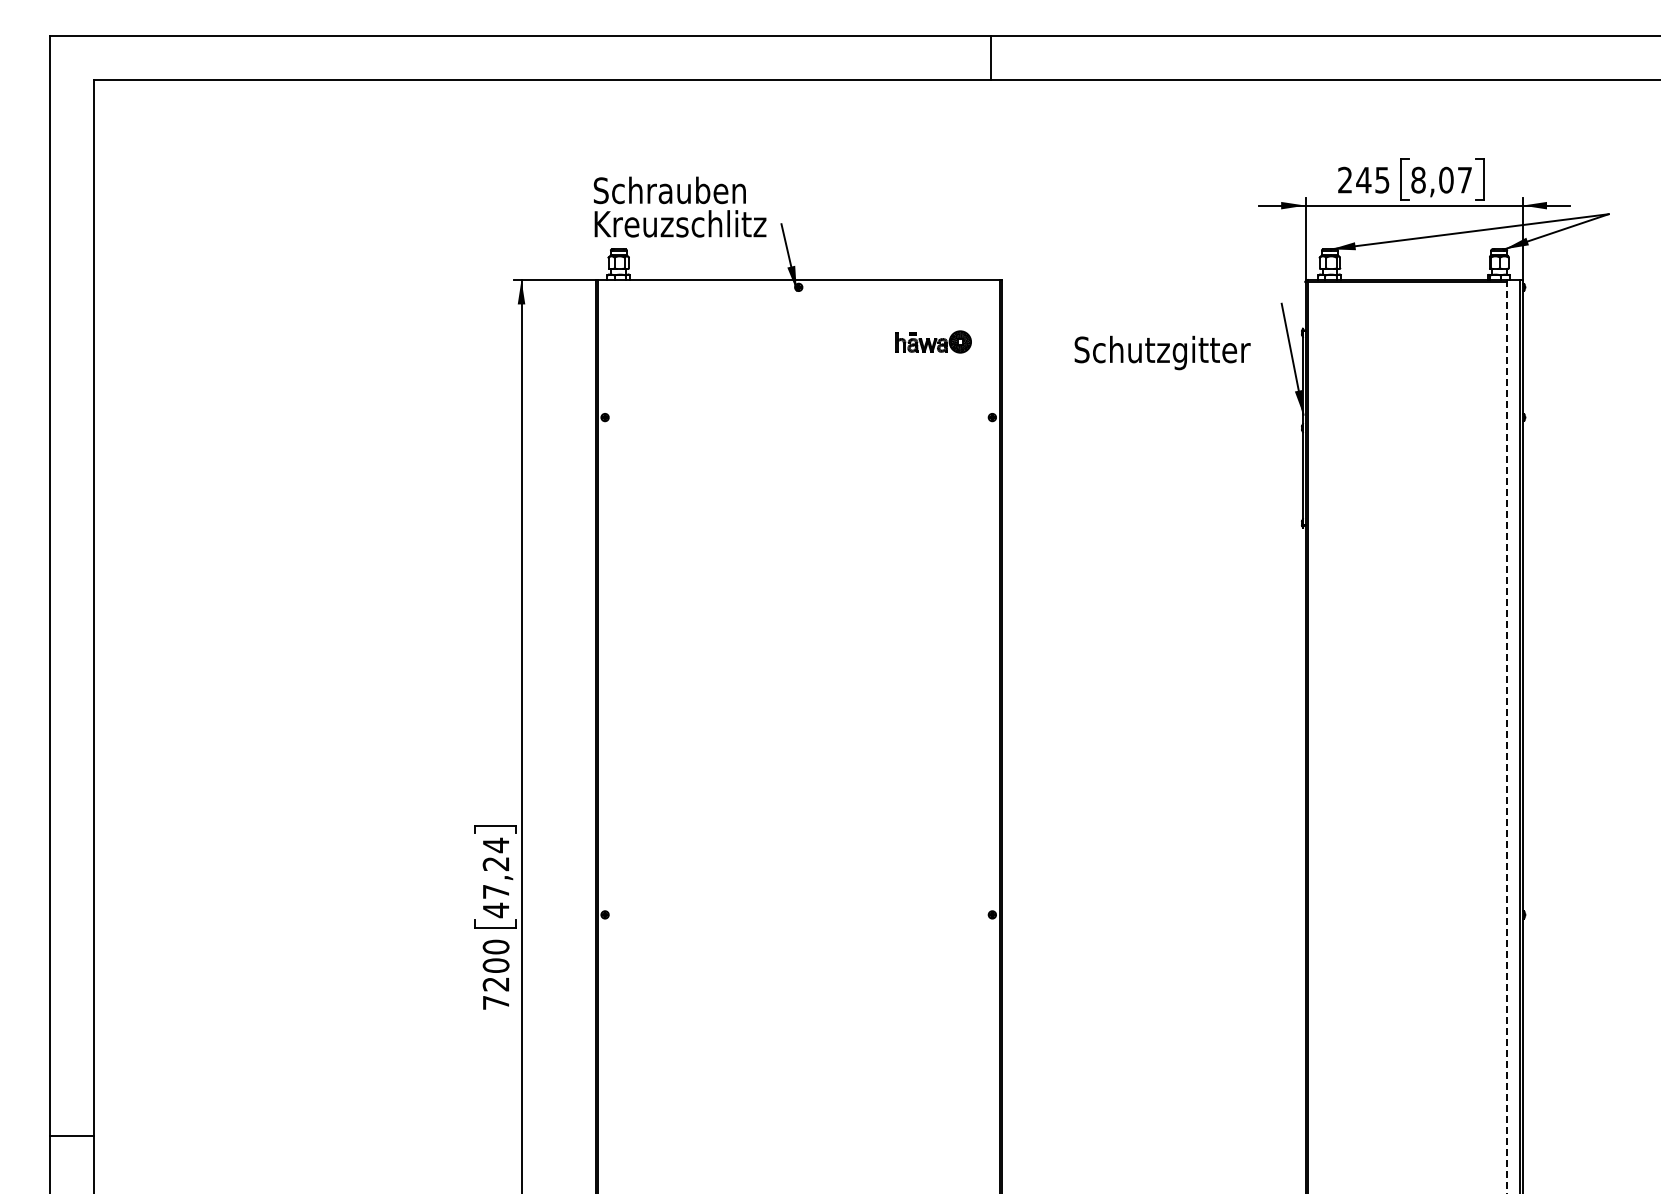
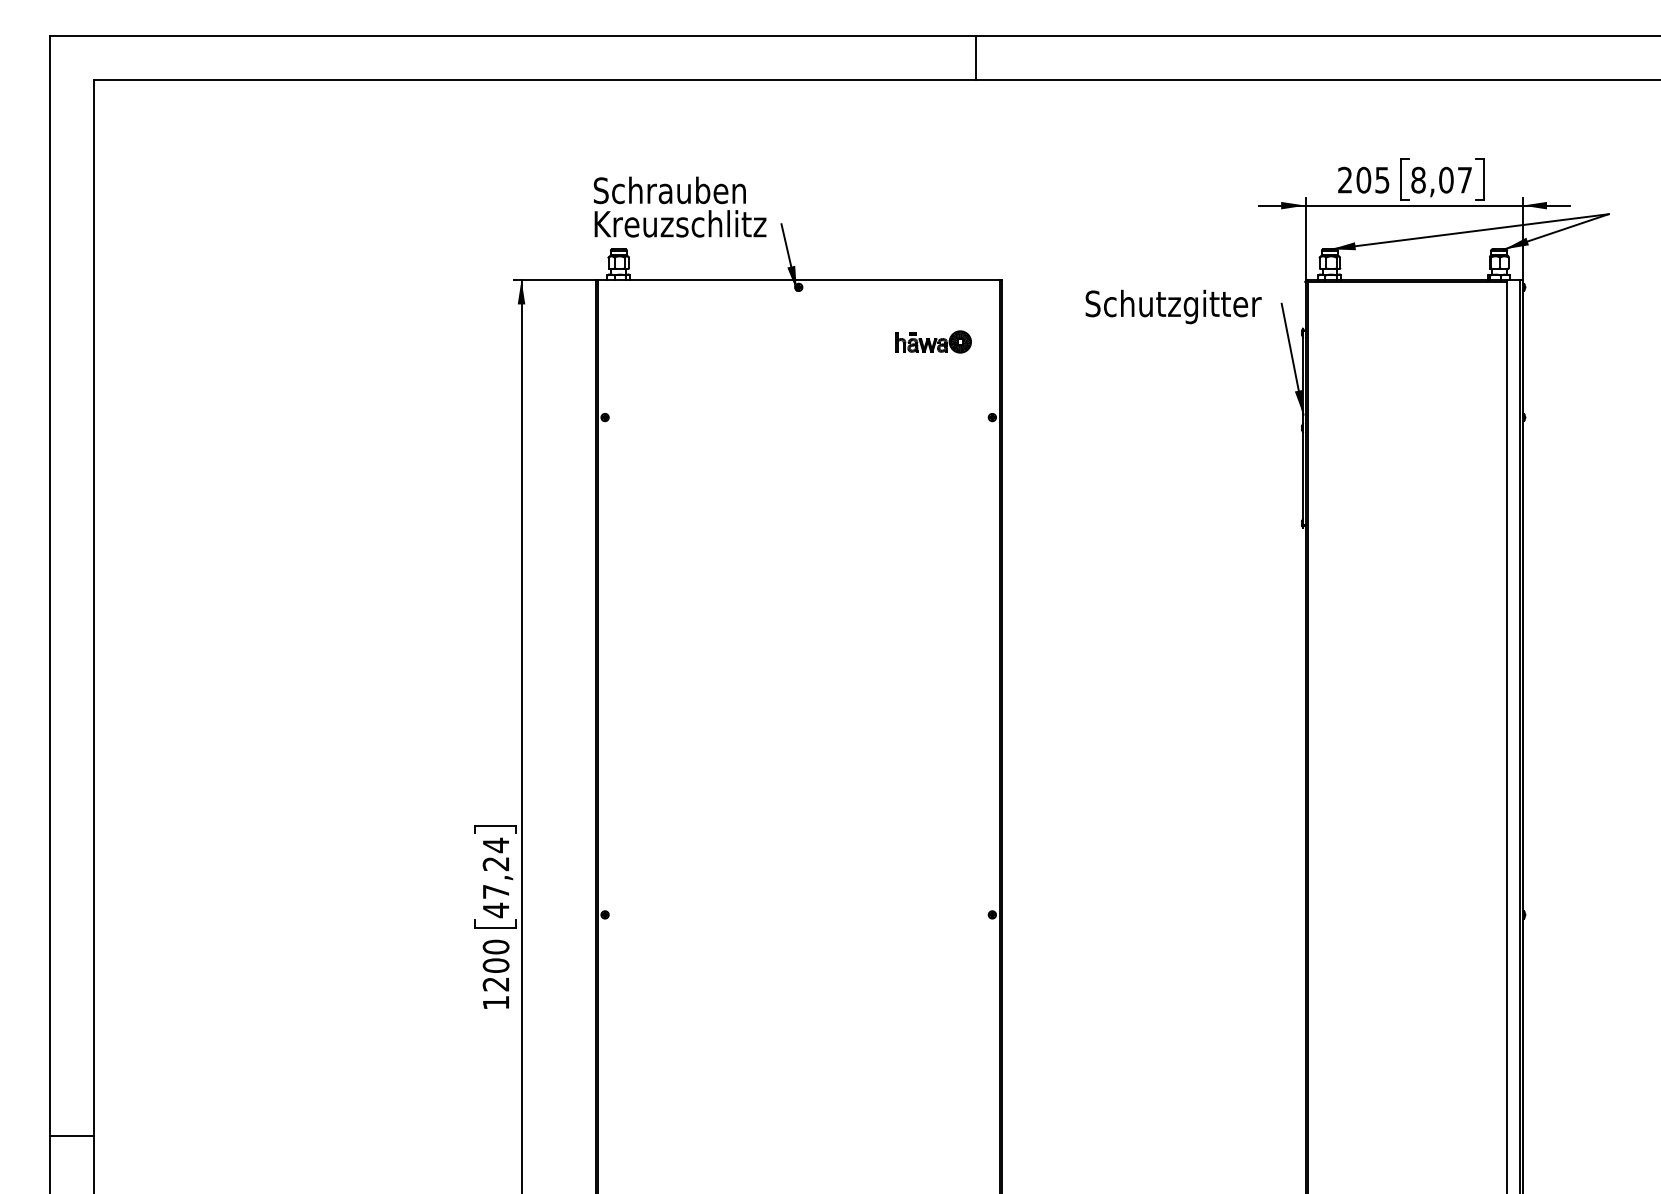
line position: (990, 58) -> (975, 58) (975, 58)
text: 245 -> 205 (1363, 179)
text position: (1162, 352) -> (1173, 306) (1173, 306)
line: dashed -> solid (1506, 736)
text: 7200 -> 1200 (495, 1002)
